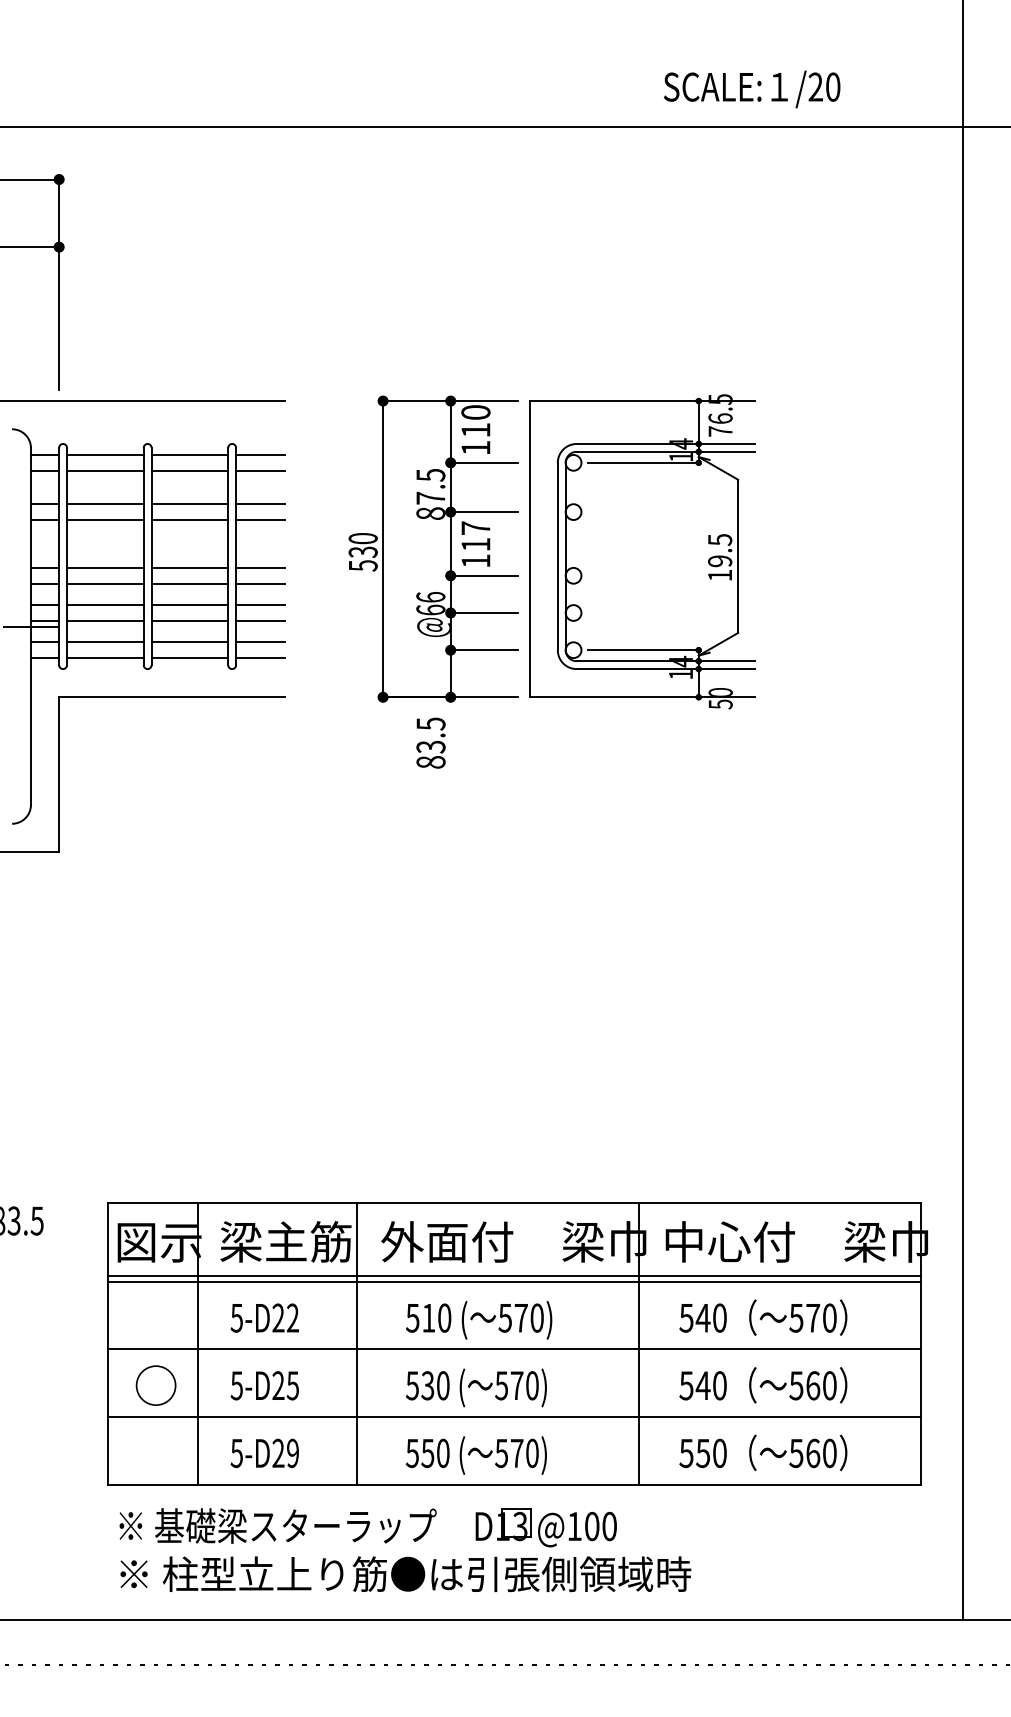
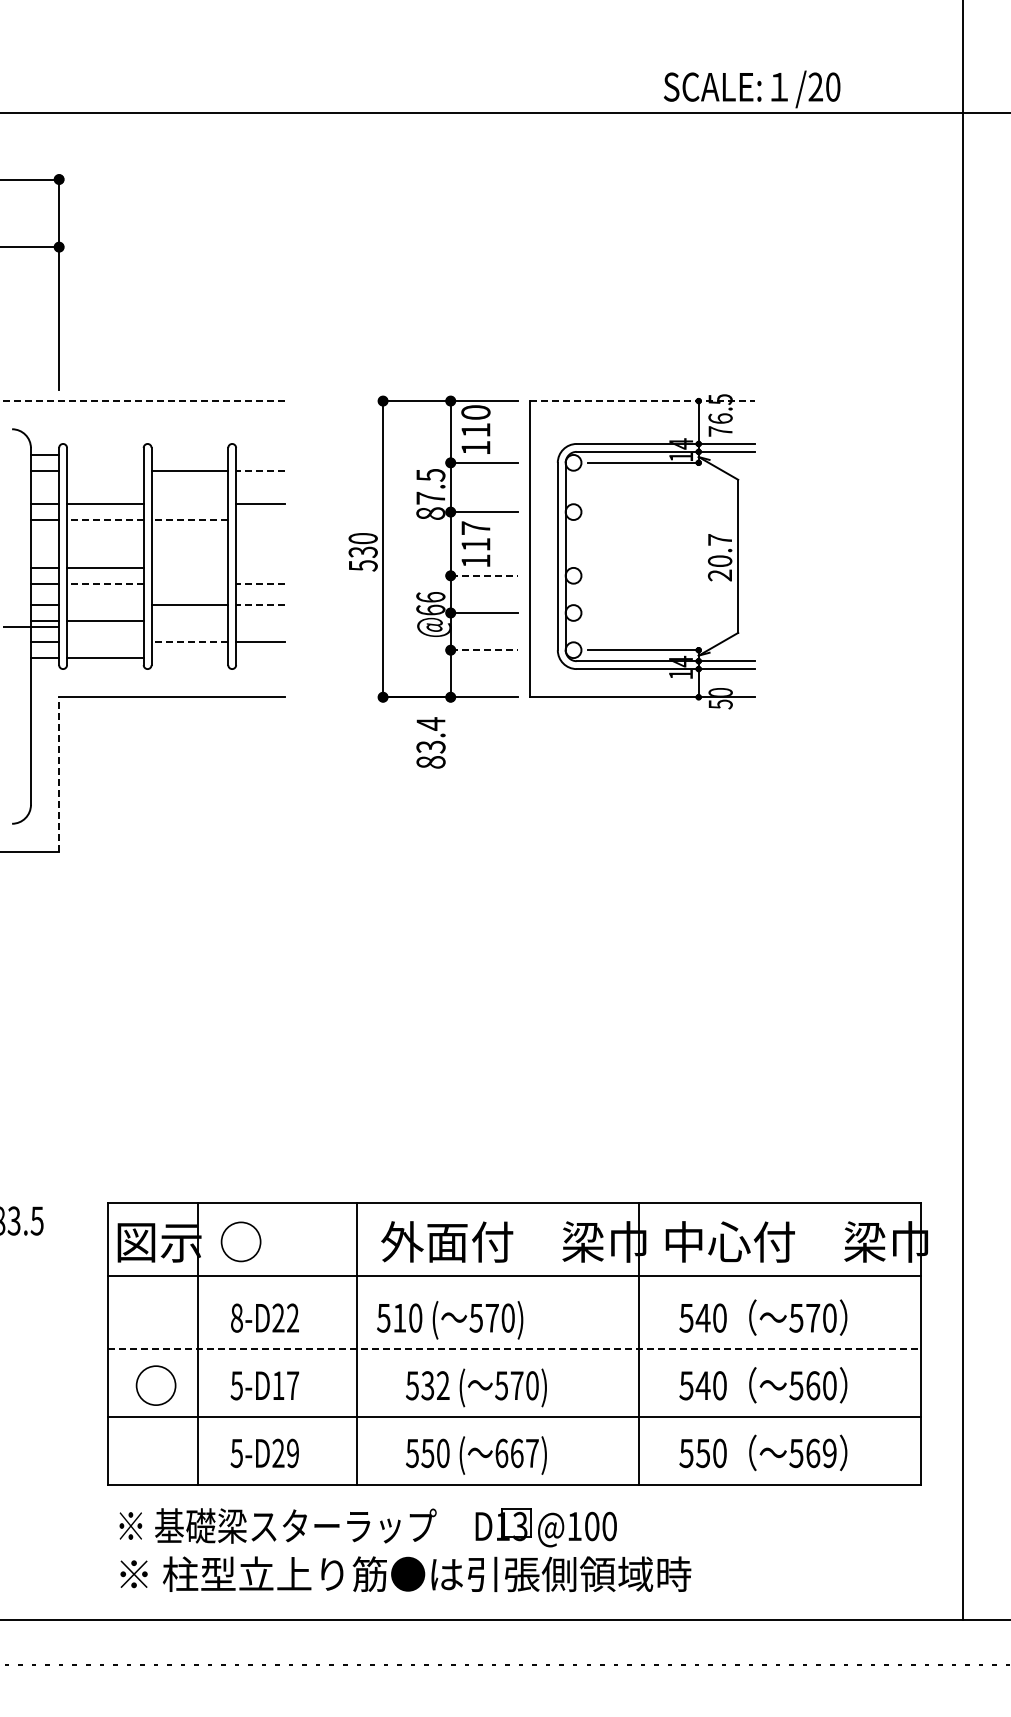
line position: (504, 126) -> (504, 112) (504, 112)
line: solid -> dashed (142, 401)
line: solid -> dashed (642, 401)
line: present -> none (105, 454)
line: present -> none (189, 454)
line: present -> none (260, 454)
line: present -> none (105, 470)
line: solid -> dashed (259, 470)
line: present -> none (189, 504)
line: solid -> dashed (104, 520)
line: solid -> dashed (189, 520)
line: present -> none (260, 520)
text: 19.5 -> 20.7 (720, 557)
line: present -> none (189, 567)
line: present -> none (260, 567)
line: solid -> dashed (484, 575)
line: solid -> dashed (104, 583)
line: present -> none (189, 583)
line: solid -> dashed (259, 583)
line: present -> none (105, 605)
line: solid -> dashed (259, 605)
line: present -> none (189, 620)
line: present -> none (260, 620)
line: present -> none (105, 642)
line: solid -> dashed (189, 642)
line: solid -> dashed (484, 650)
line: present -> none (189, 658)
line: present -> none (260, 658)
text: 83.5 -> 83.4 (430, 723)
line: solid -> dashed (59, 774)
text: 梁主筋 -> ○ (285, 1241)
line: present -> none (514, 1281)
text: 5-D22 -> 8-D22 (236, 1317)
text position: (479, 1320) -> (450, 1320) (450, 1320)
line: solid -> dashed (514, 1349)
text: 5-D25 -> 5-D17 (285, 1385)
text: 530 -> 532 (442, 1385)
text: 570) -> 667) (516, 1453)
text: 560 -> 569 (829, 1453)
